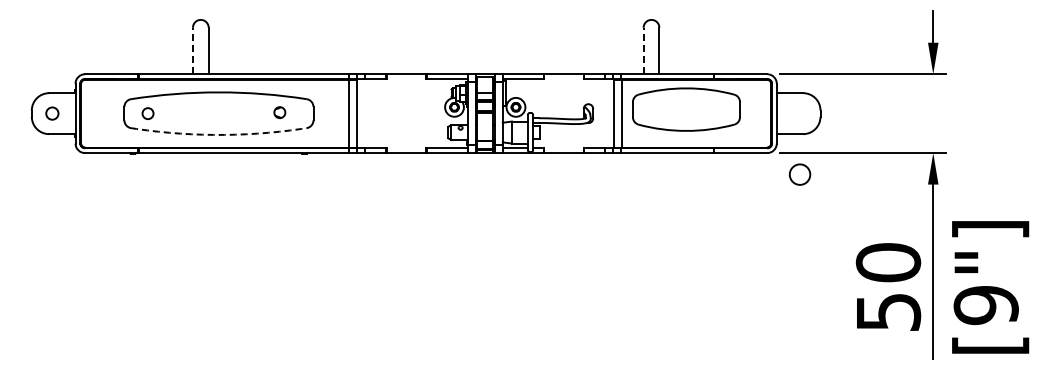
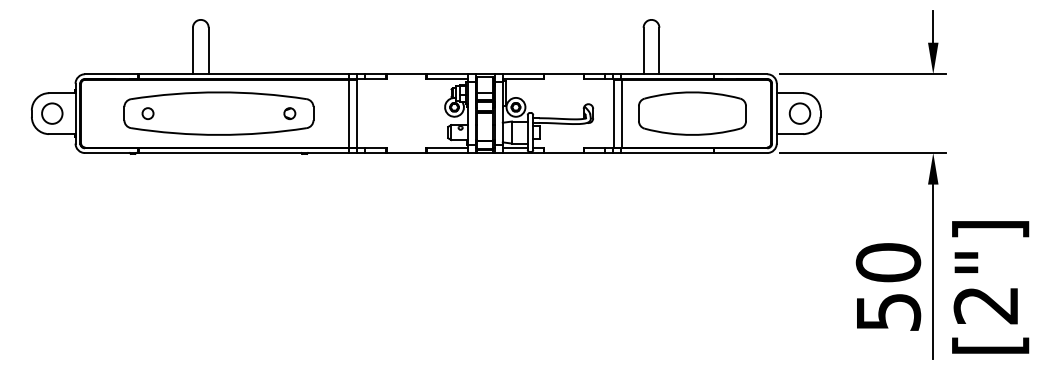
line: dashed -> solid (192, 50)
line: dashed -> solid (643, 50)
part position: (686, 109) -> (692, 113) (692, 113)
circle position: (279, 112) -> (289, 113) (289, 113)
circle size: 15x15 px -> 23x23 px (52, 113)
arc: dashed -> solid (218, 134)
circle position: (799, 174) -> (799, 113) (799, 113)
text: [9"] -> [2"] (985, 305)
